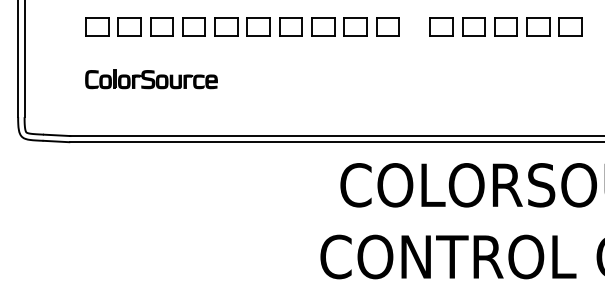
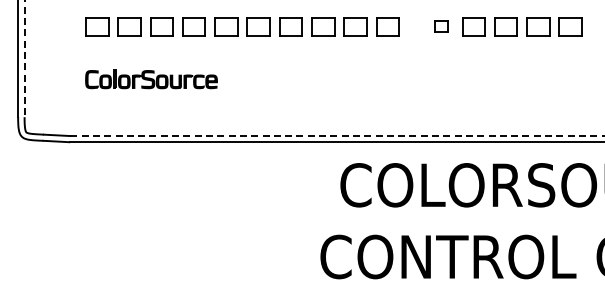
part size: 25x20 px -> 15x13 px (441, 26)
line: solid -> dashed (24, 59)
line: solid -> dashed (337, 136)
